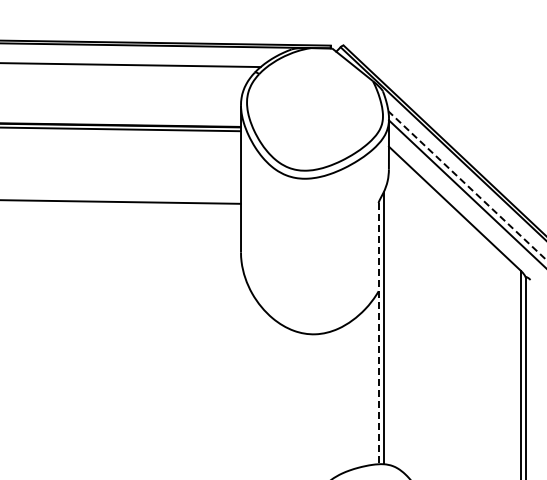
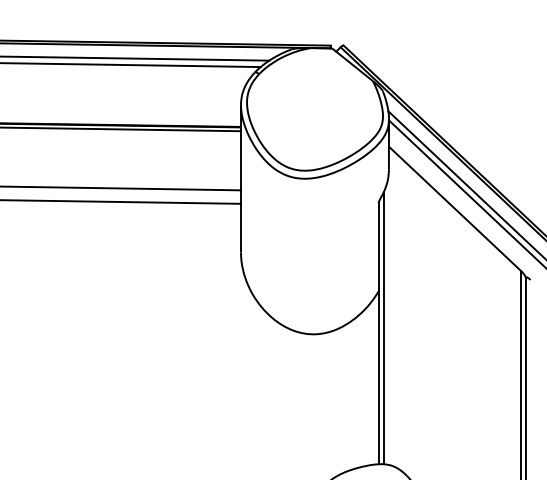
line: none -> present (135, 58)
line: dashed -> solid (467, 185)
line: none -> present (121, 188)
line: dashed -> solid (378, 333)
